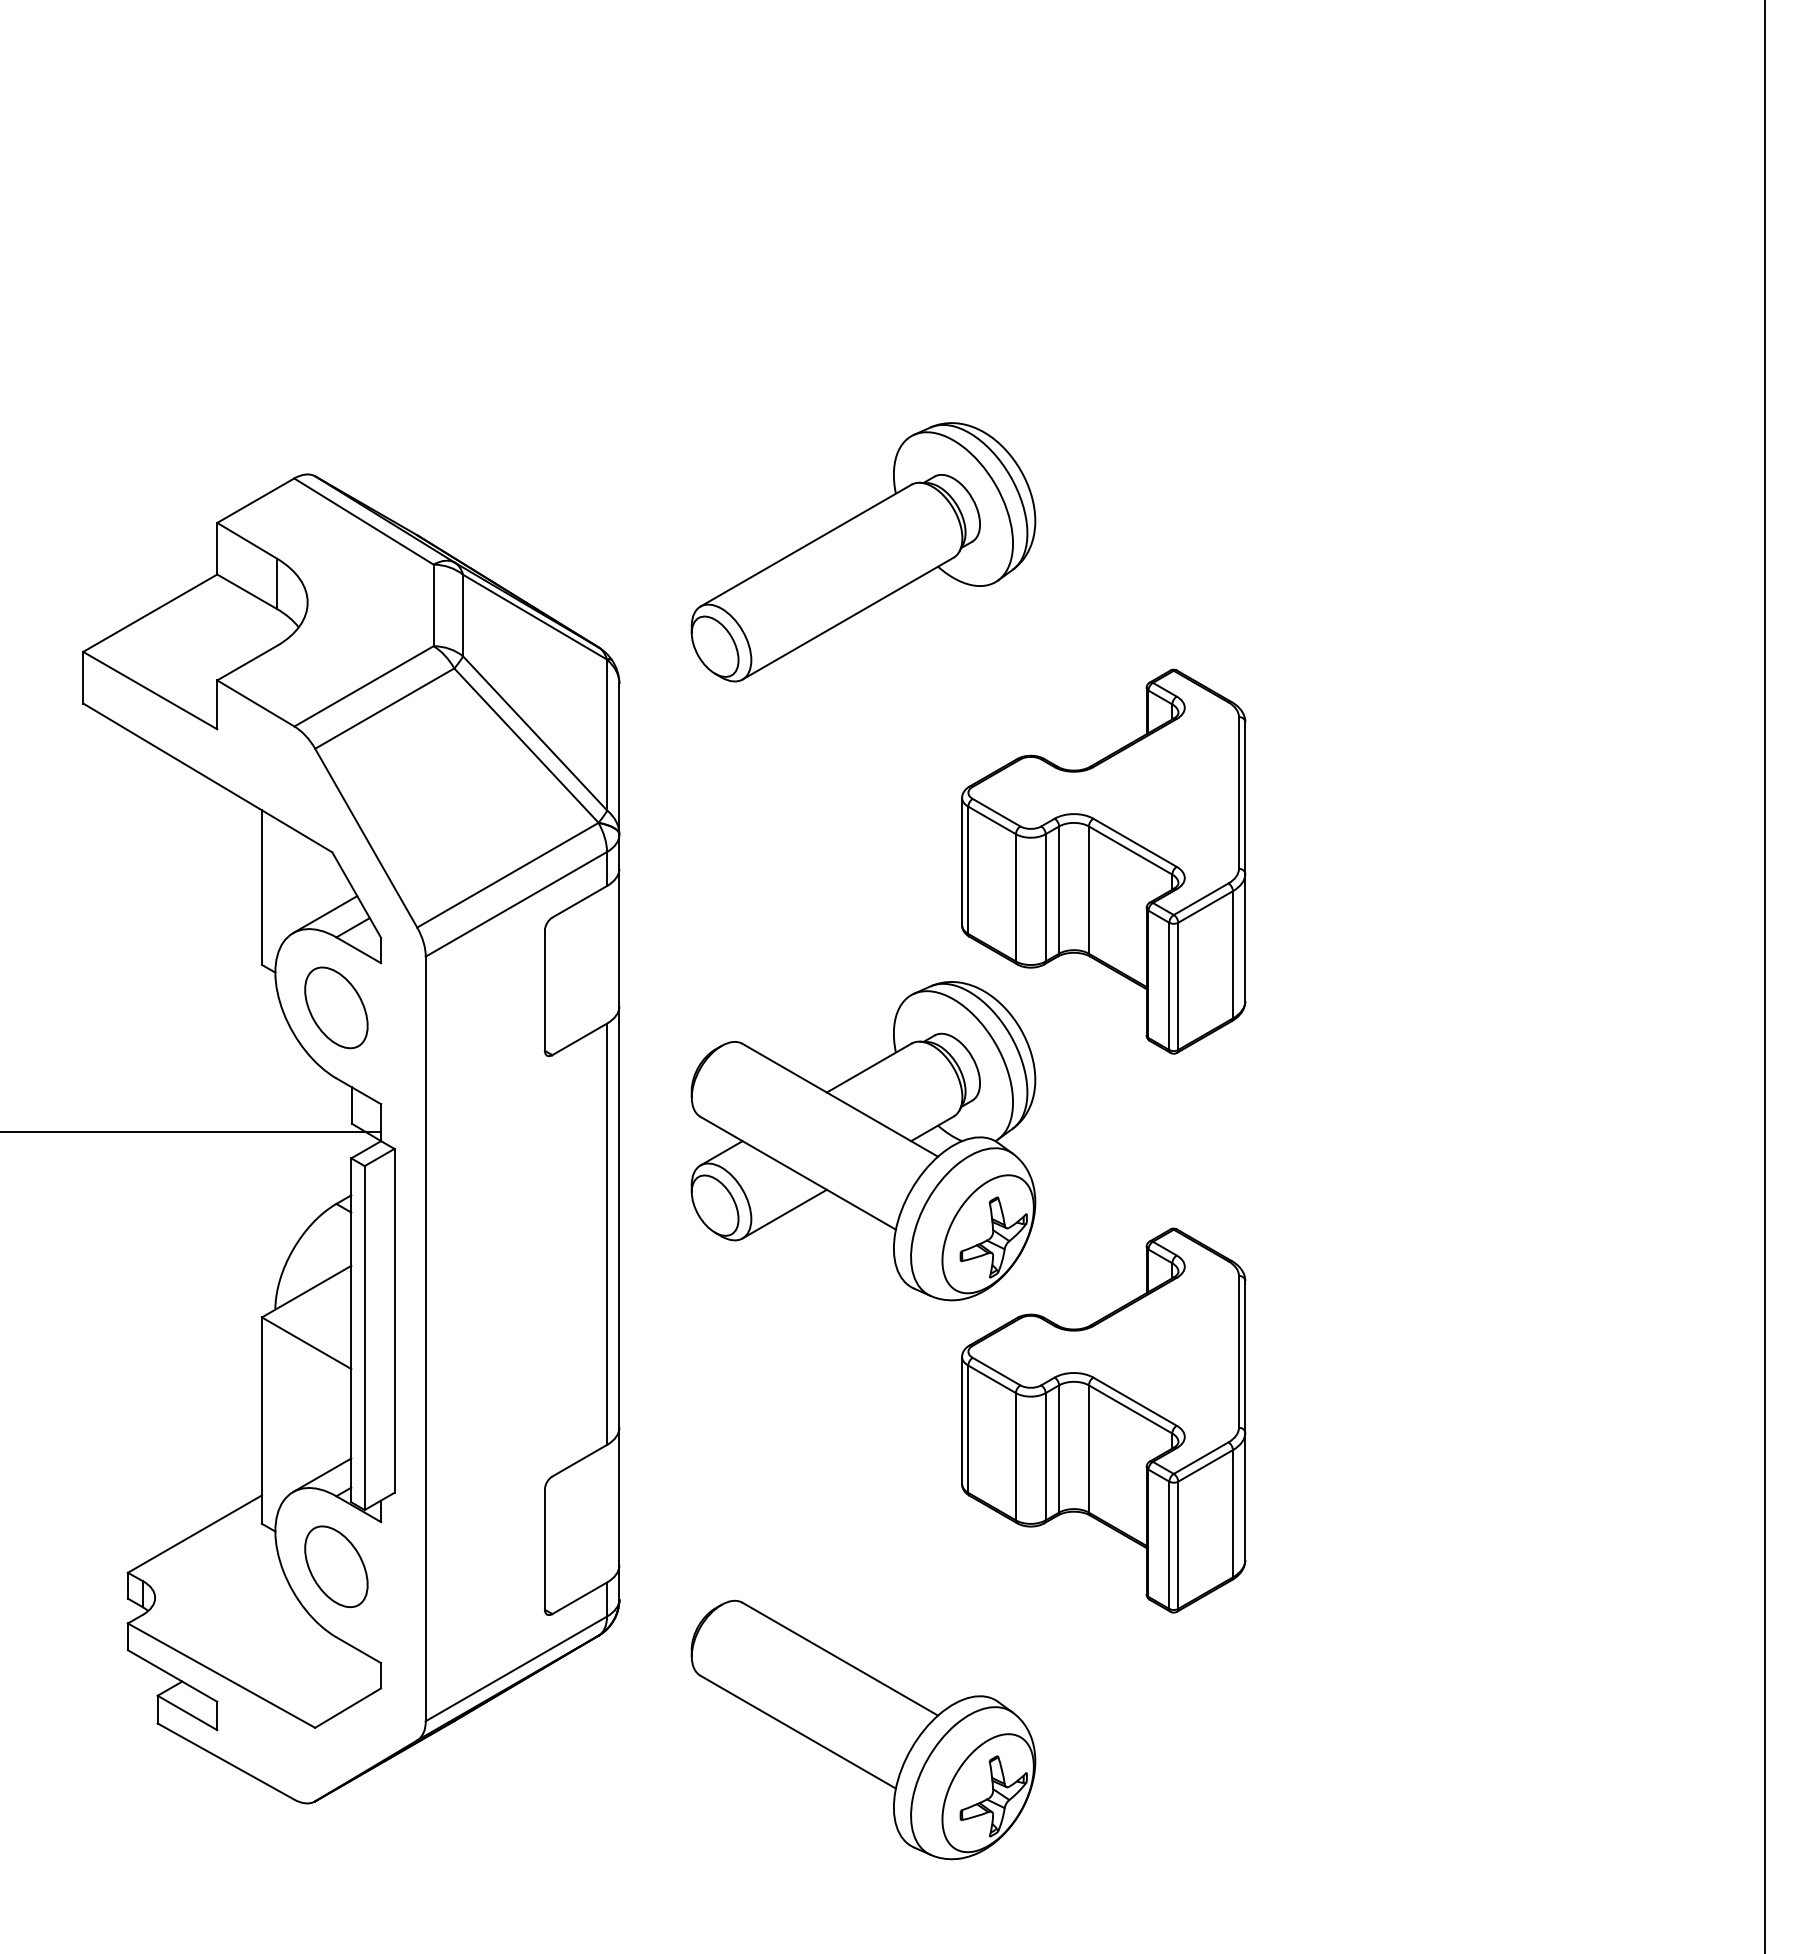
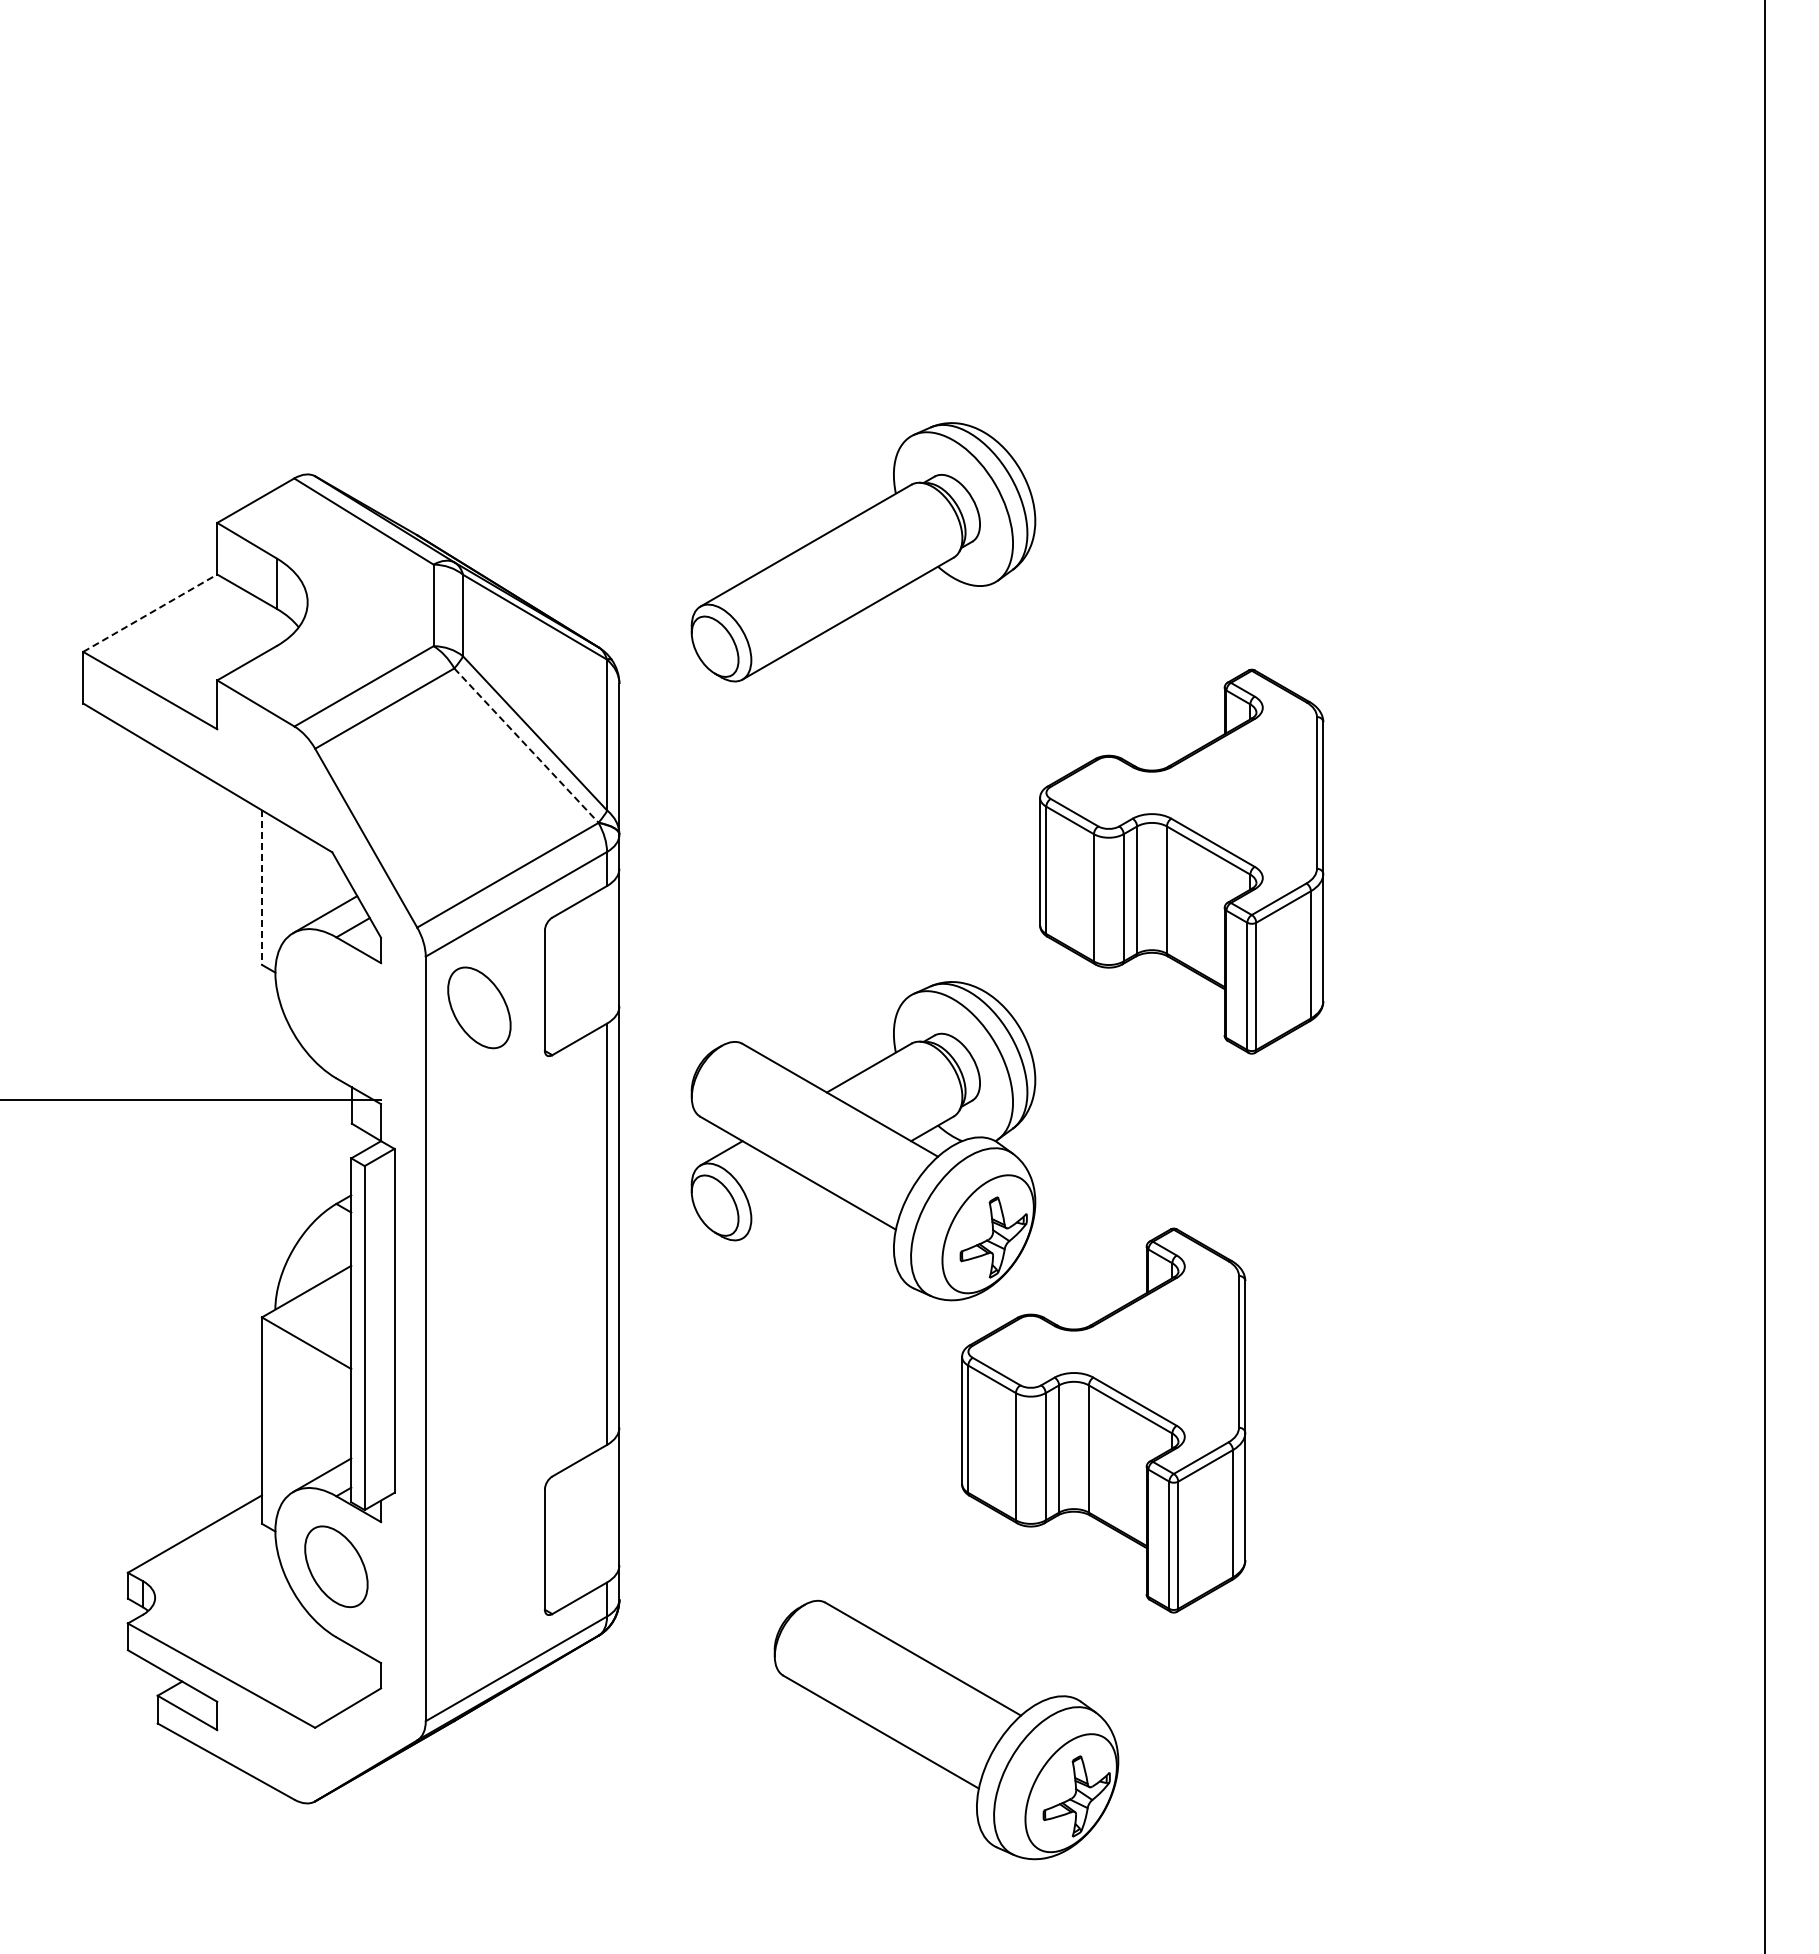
line: solid -> dashed (150, 612)
line: solid -> dashed (526, 745)
part position: (1103, 861) -> (1181, 861) (1181, 861)
line: solid -> dashed (261, 888)
part position: (336, 1007) -> (479, 1007) (479, 1007)
line position: (191, 1132) -> (191, 1100) (191, 1100)
line: present -> none (784, 1213)
part position: (863, 1729) -> (946, 1729) (946, 1729)
